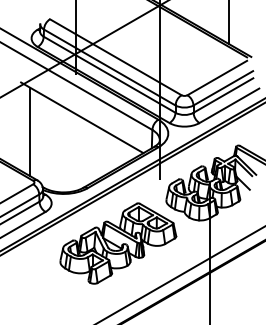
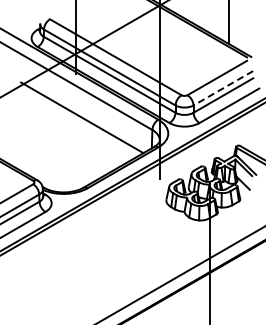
line: solid -> dashed (222, 88)
line: present -> none (30, 131)
part: present -> none (118, 243)
